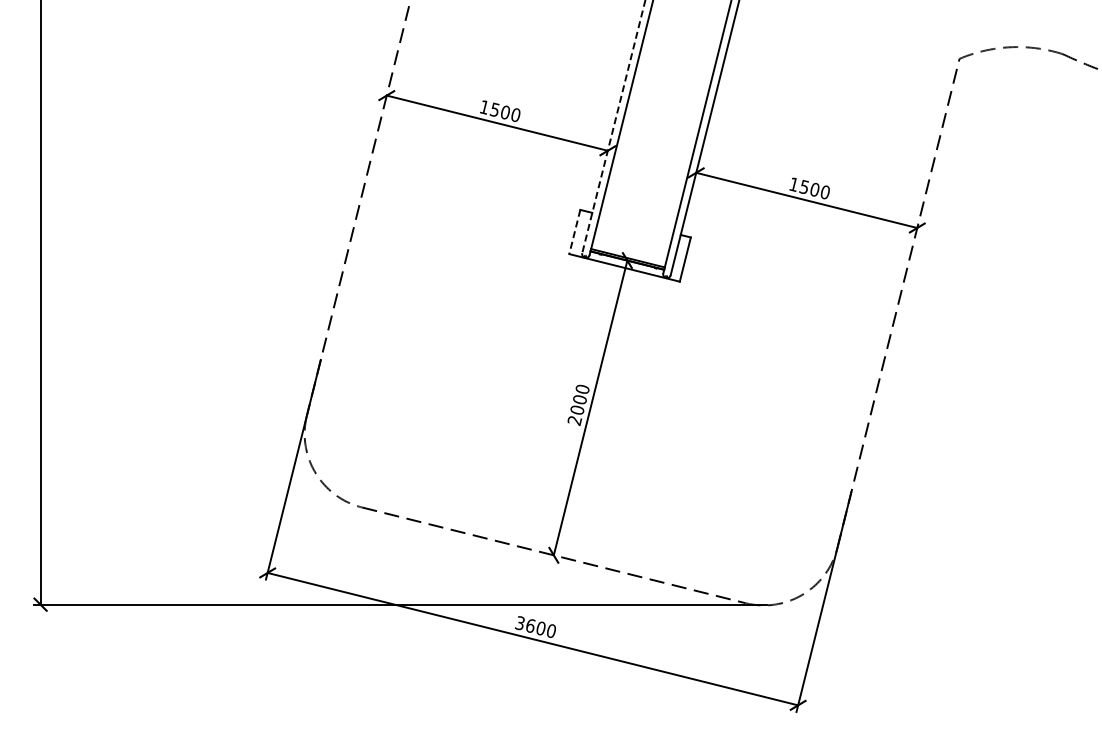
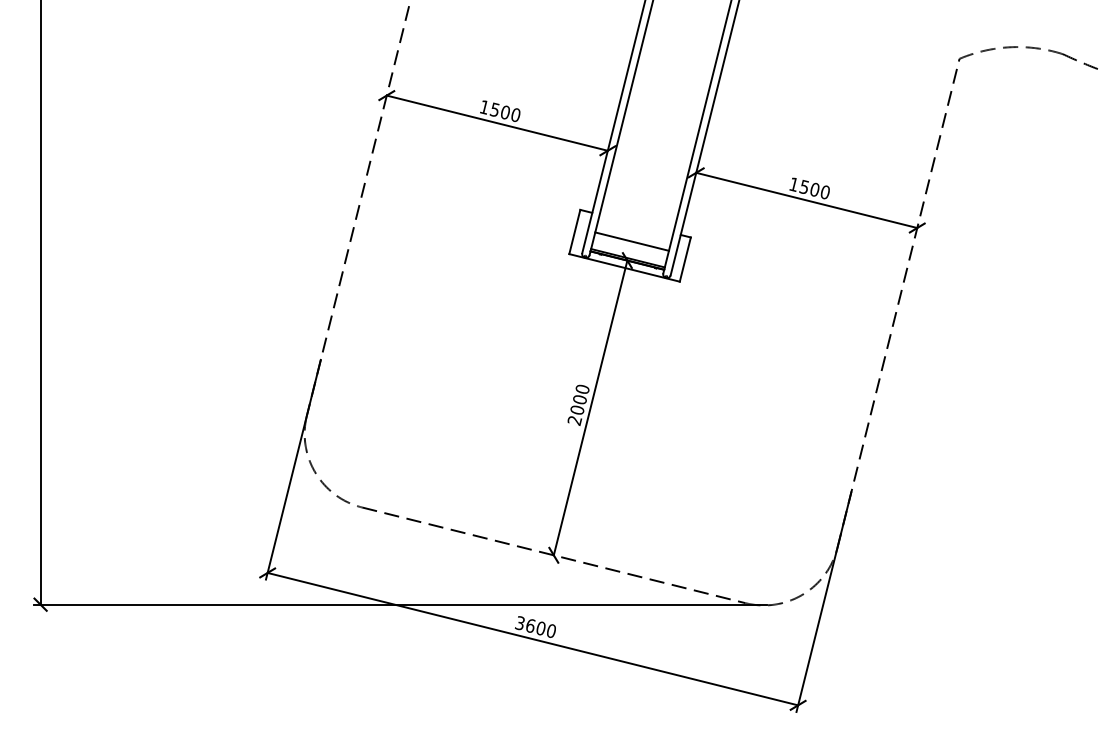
line: dashed -> solid (613, 127)
line: dashed -> solid (574, 232)
line: none -> present (631, 241)
